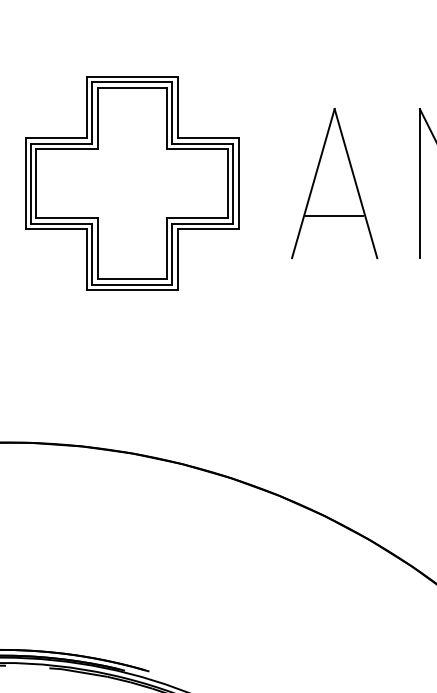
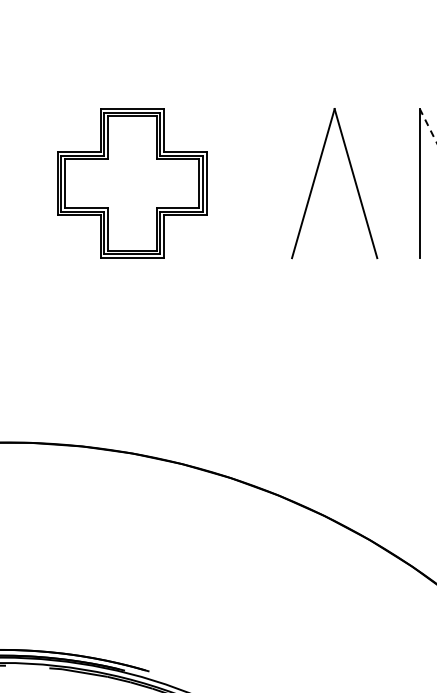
line: solid -> dashed (428, 125)
part size: 215x215 px -> 151x151 px (132, 183)
line: present -> none (334, 215)
